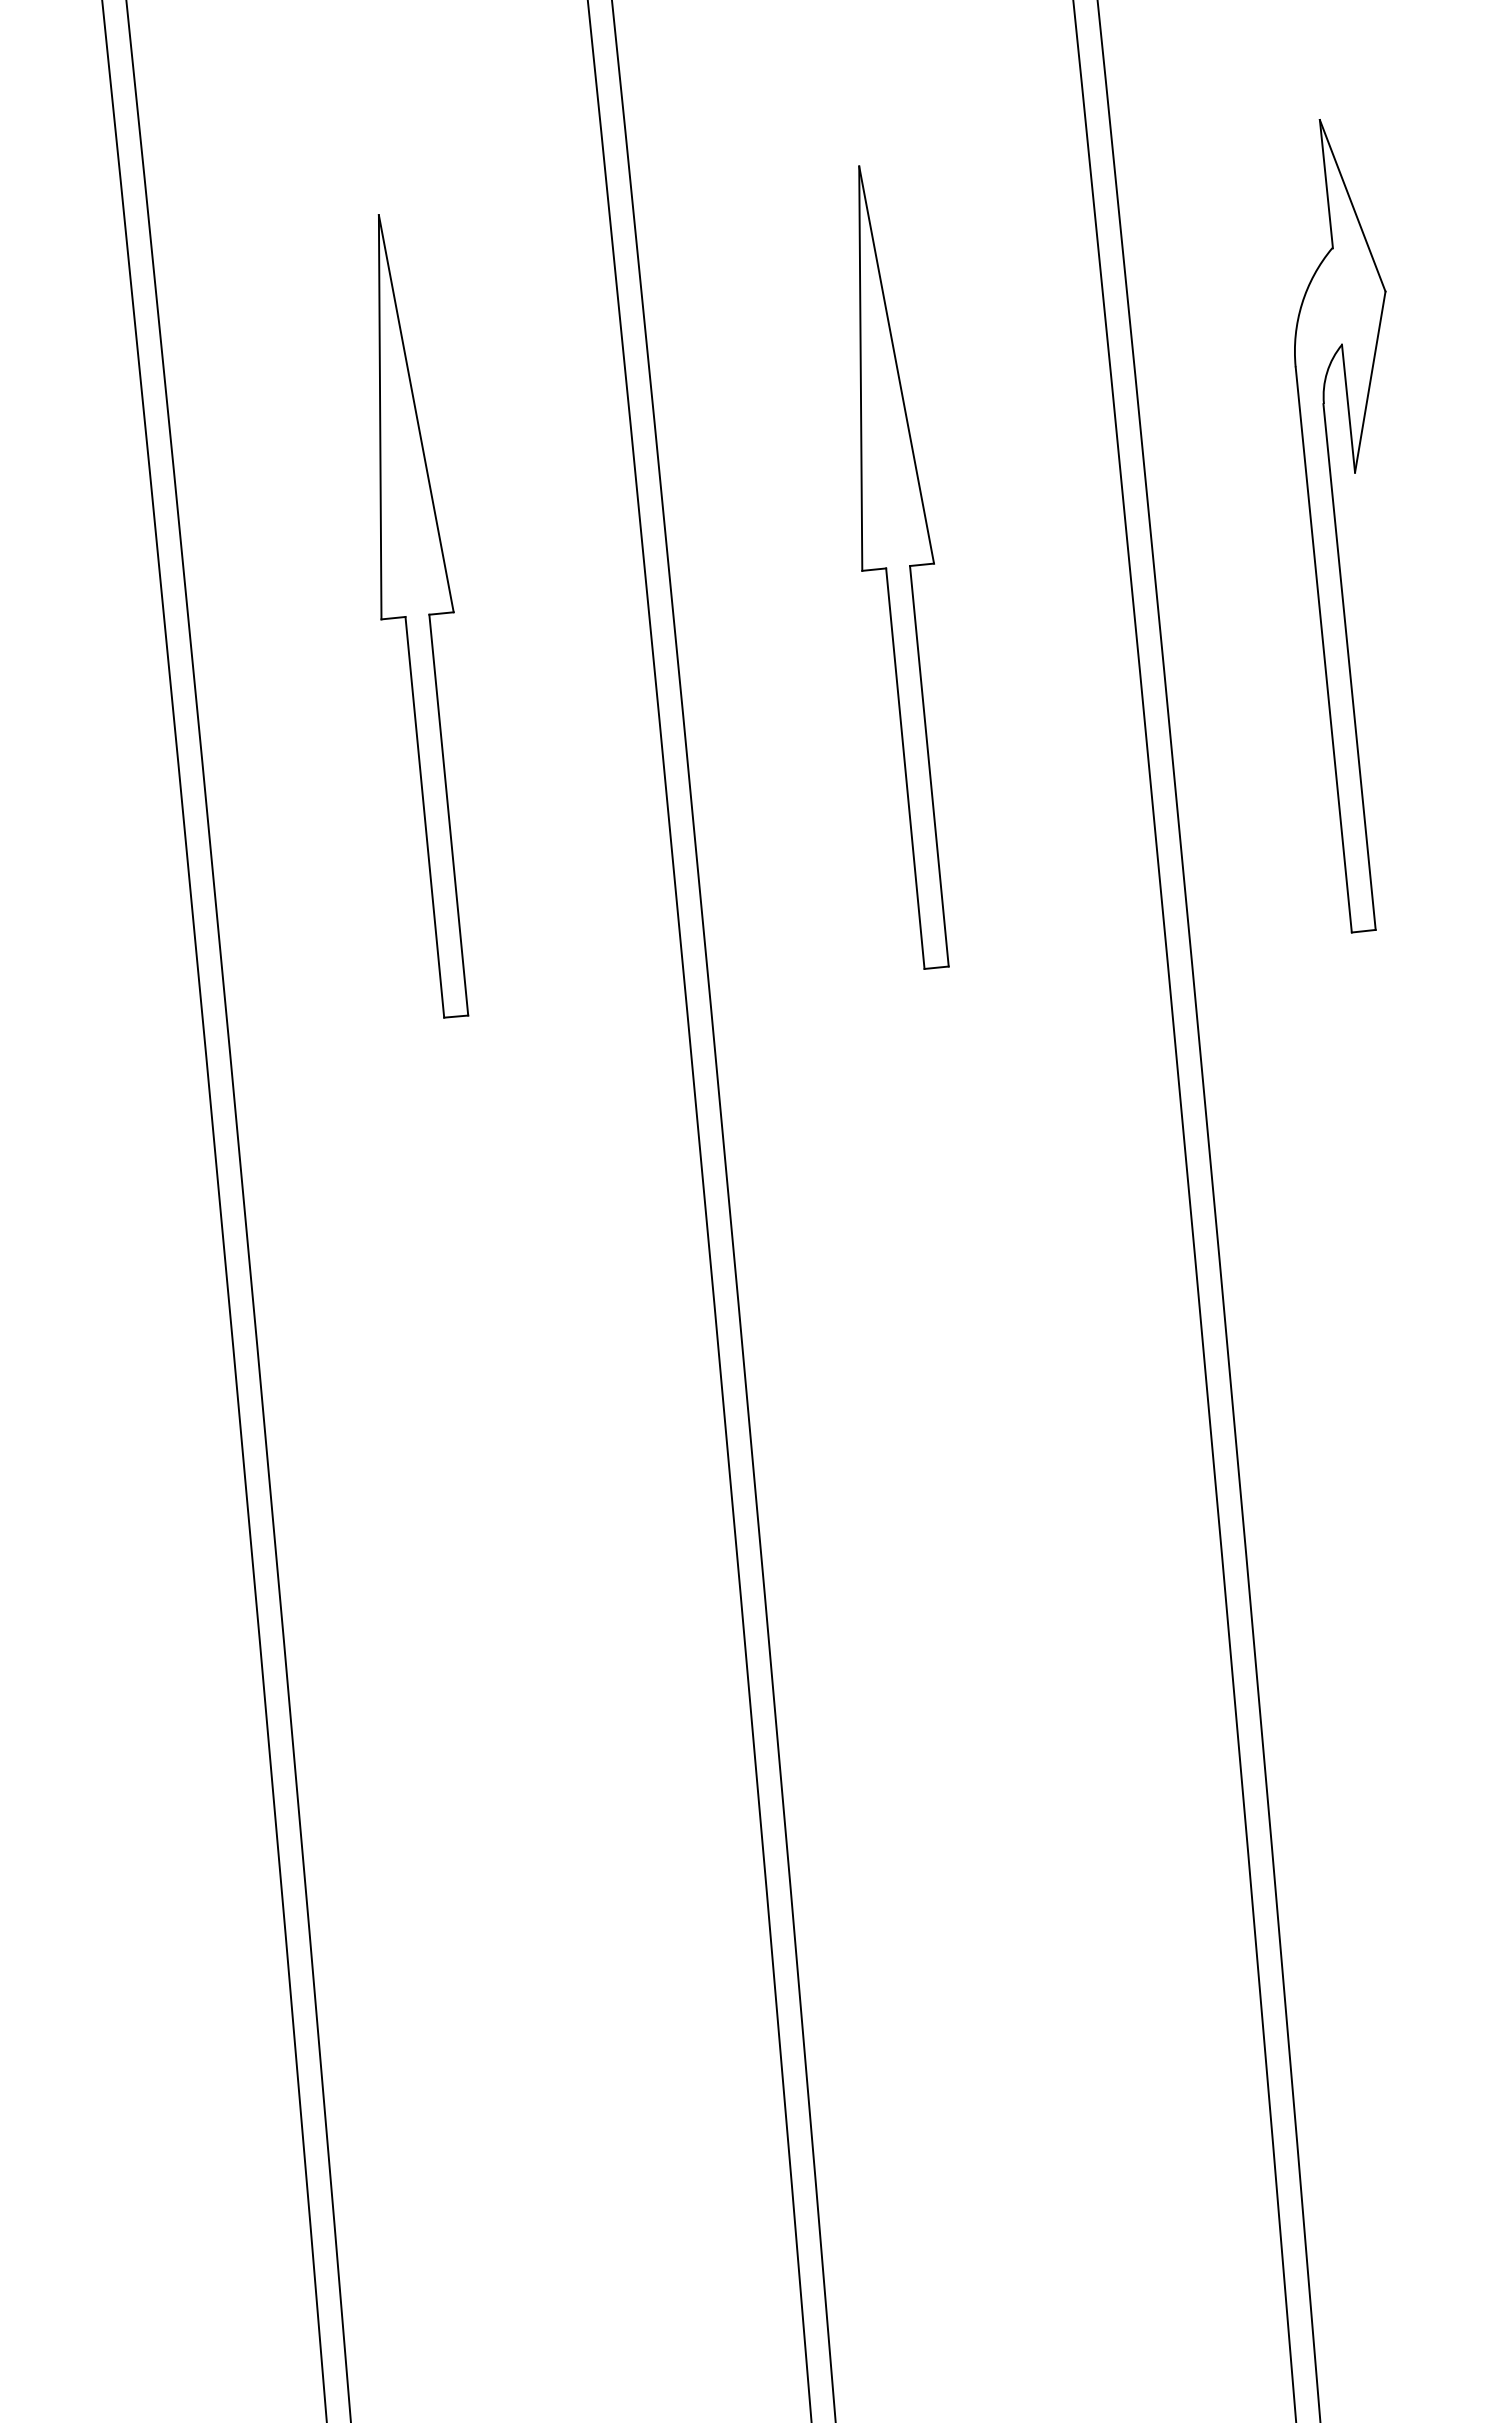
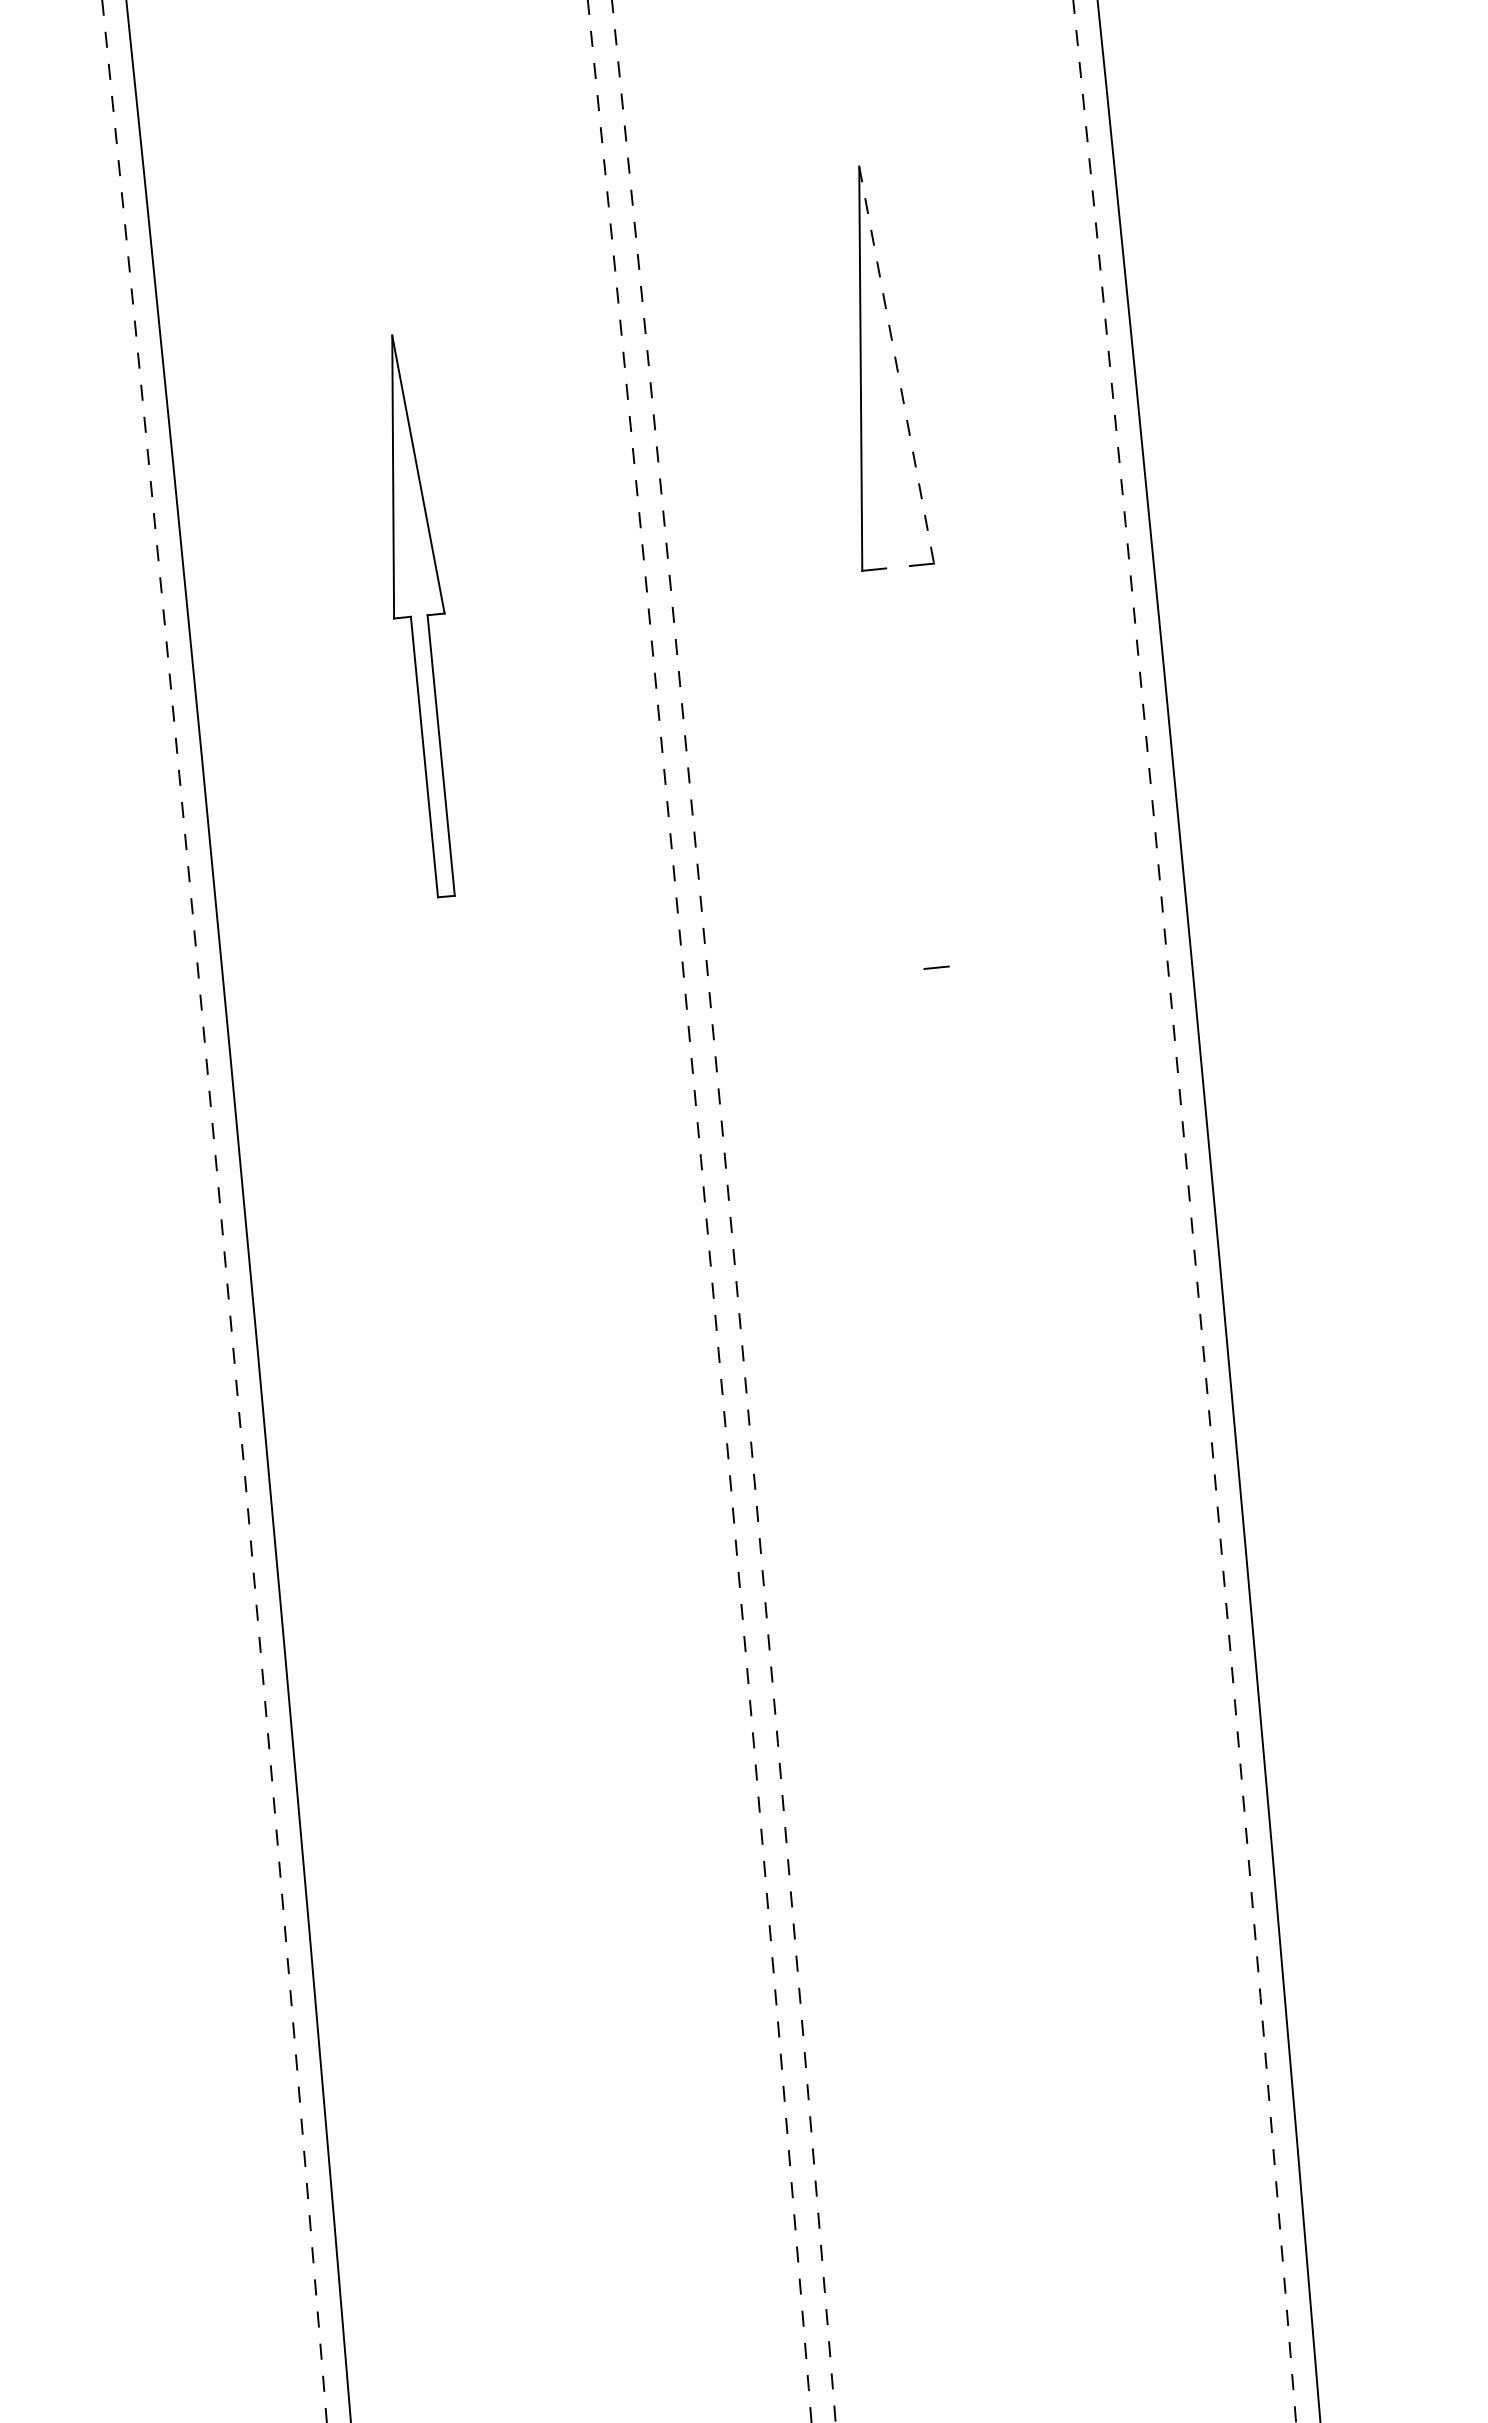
line: solid -> dashed (896, 365)
part: present -> none (1340, 526)
part size: 93x805 px -> 65x565 px (423, 616)
line: present -> none (929, 766)
line: present -> none (905, 768)
arc: solid -> dashed (220, 1210)
arc: solid -> dashed (705, 1210)
arc: solid -> dashed (729, 1210)
arc: solid -> dashed (1190, 1211)
